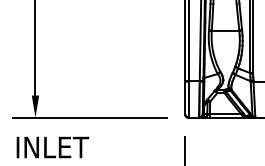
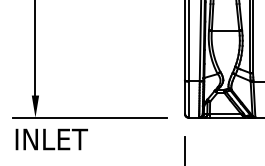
text position: (52, 147) -> (51, 139) (51, 139)
